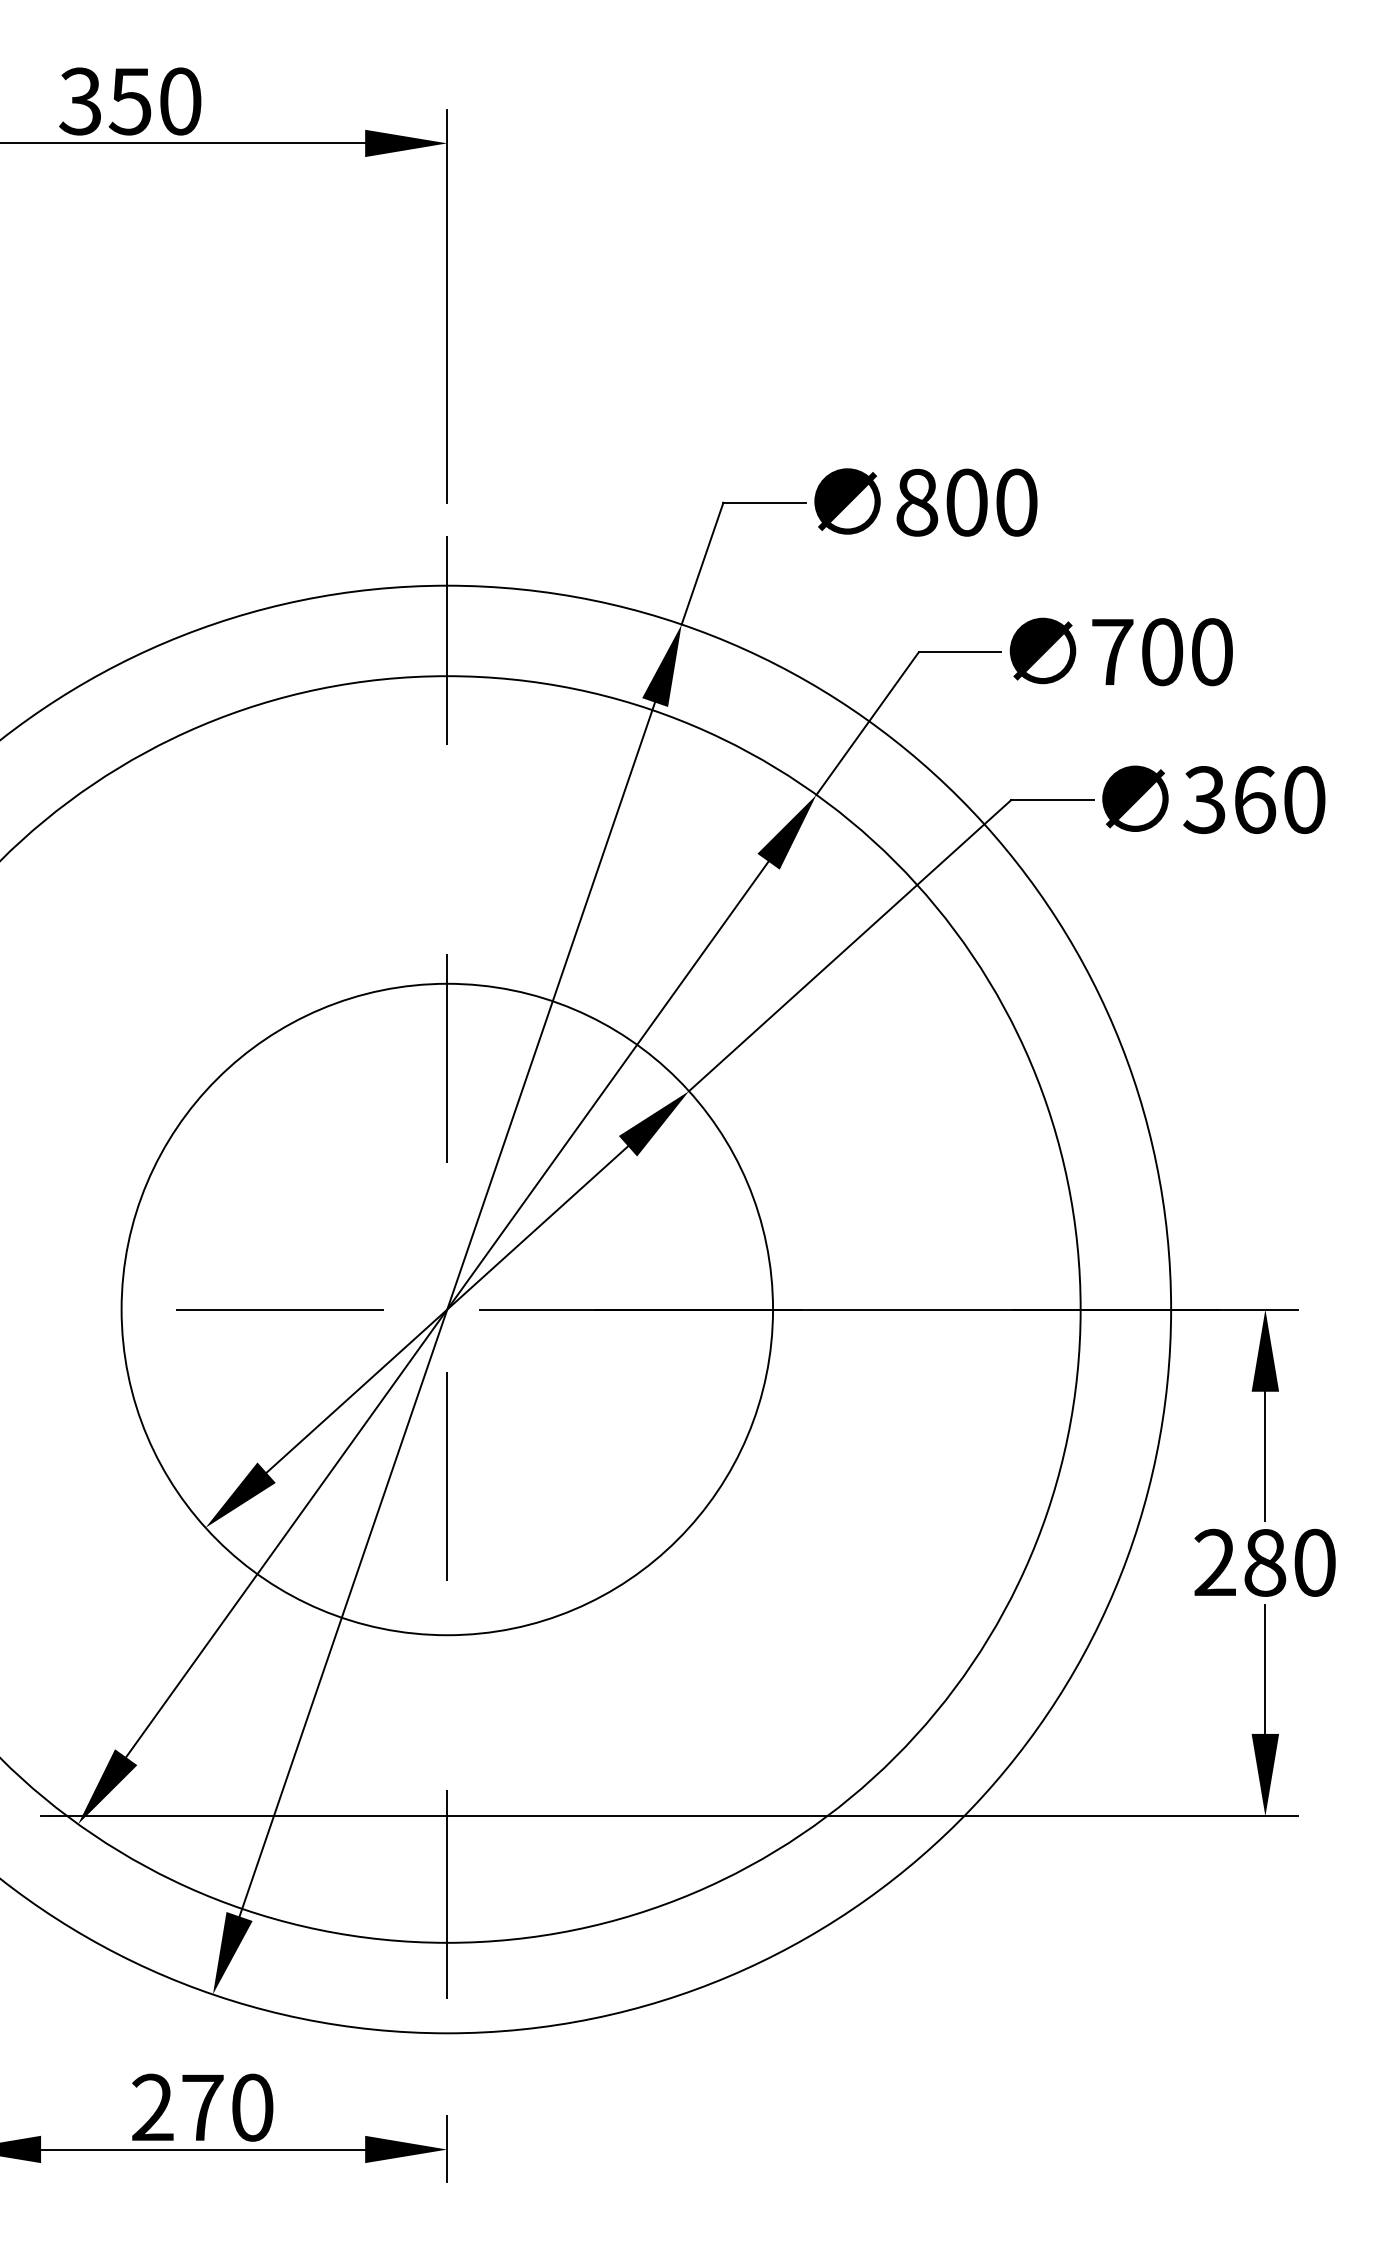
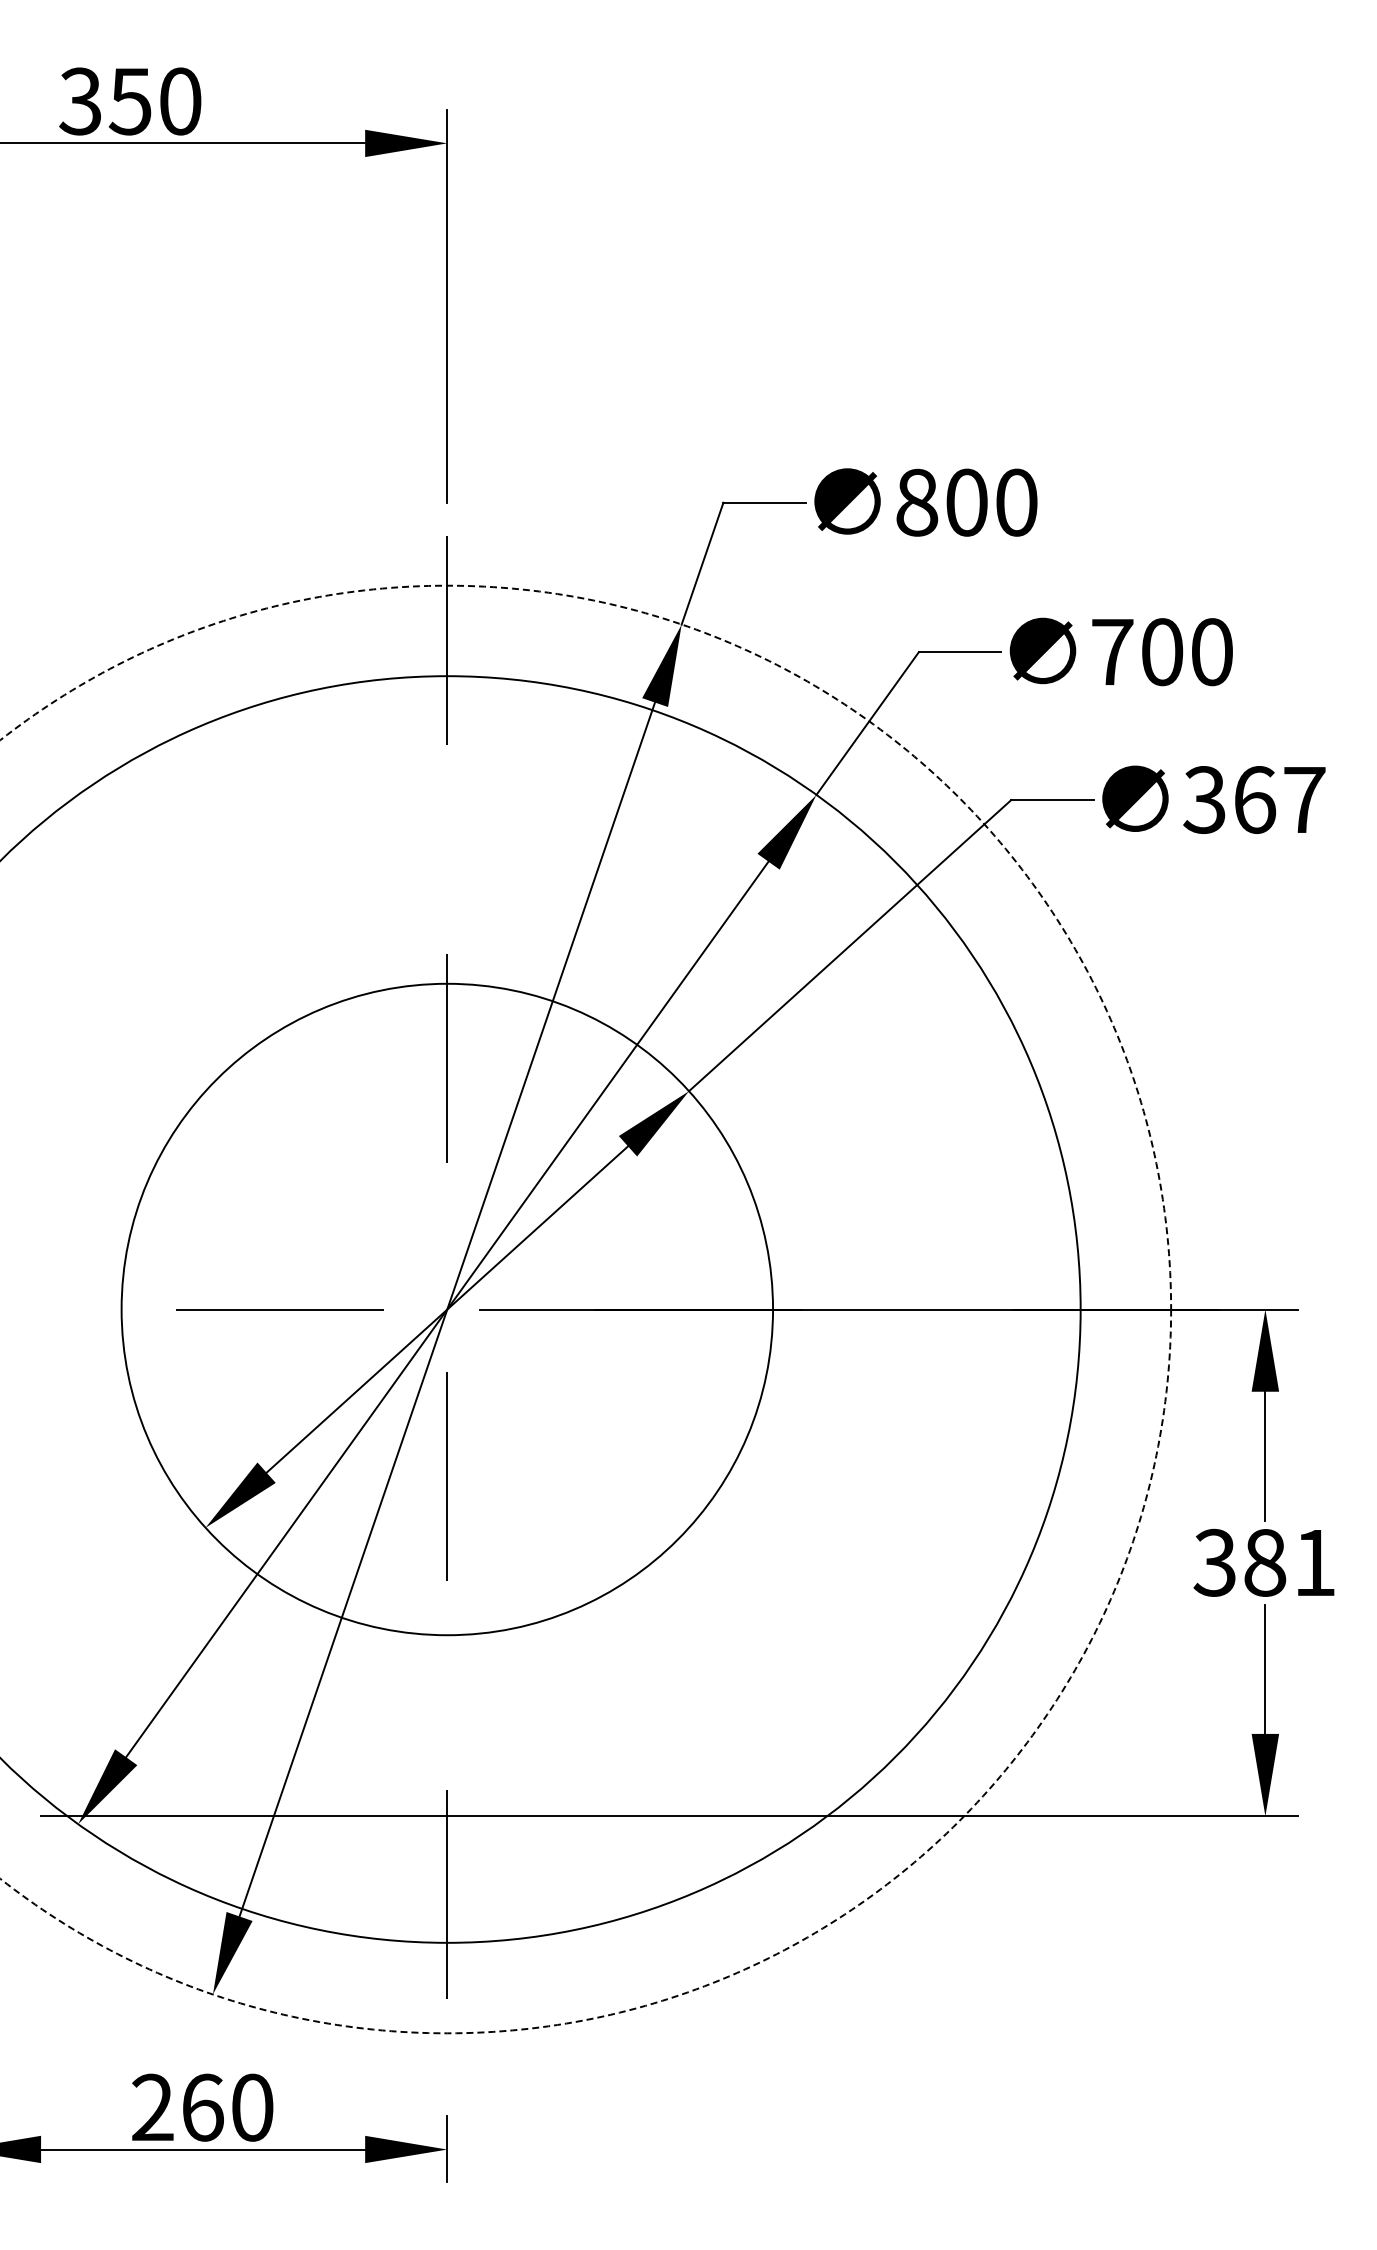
text: 360 -> 367 (1304, 799)
circle: solid -> dashed (585, 1309)
text: 280 -> 381 (1264, 1562)
text: 270 -> 260 (202, 2107)
